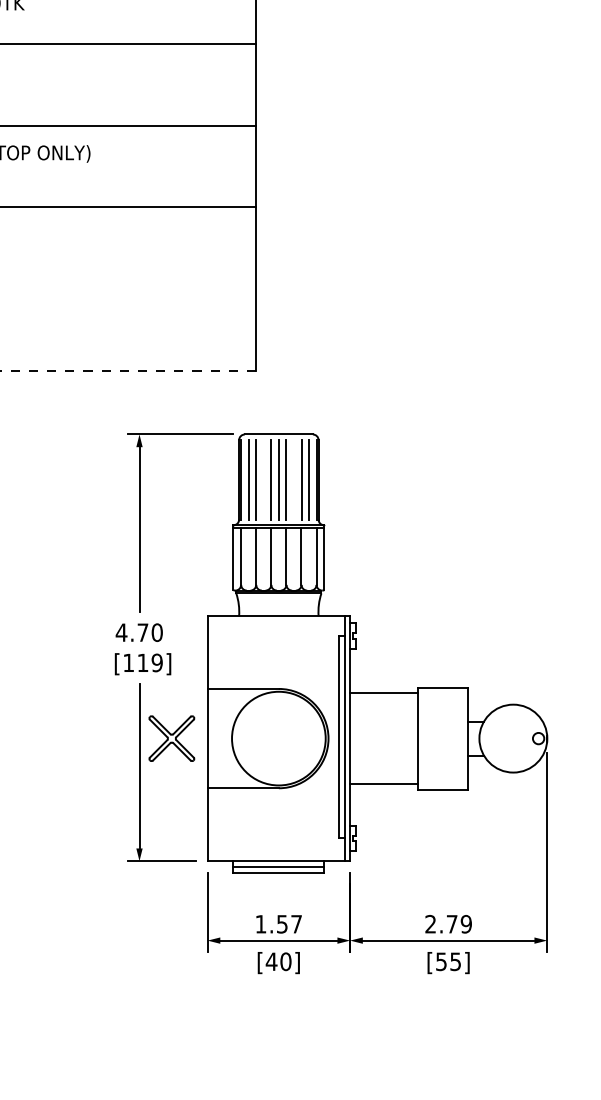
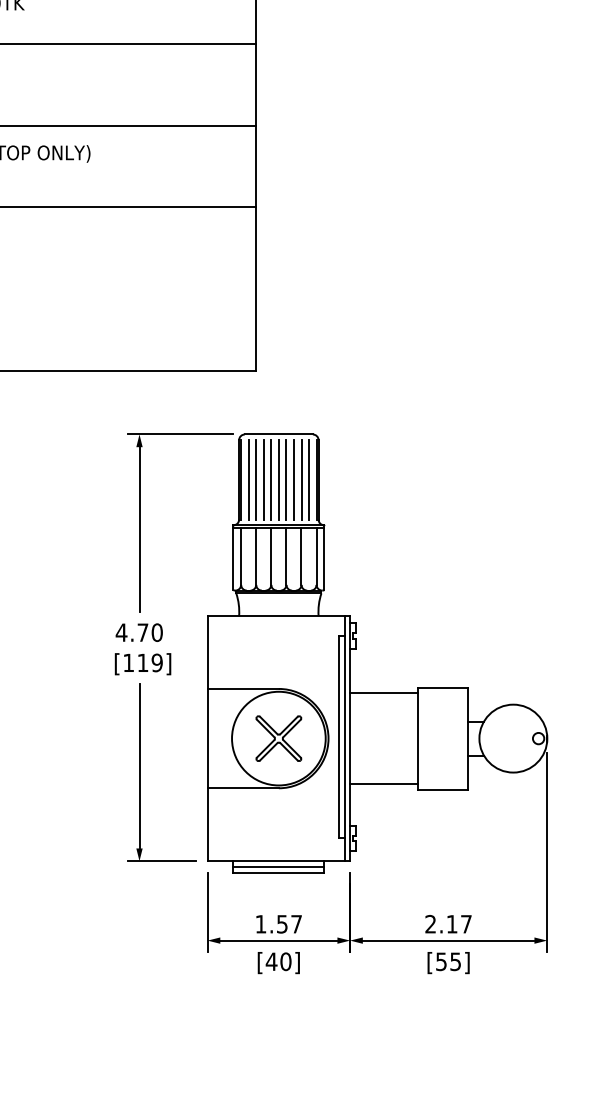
line: dashed -> solid (128, 370)
line: none -> present (263, 479)
line: none -> present (294, 479)
part position: (171, 738) -> (278, 738) (278, 738)
text: 2.79 -> 2.17 (459, 924)
